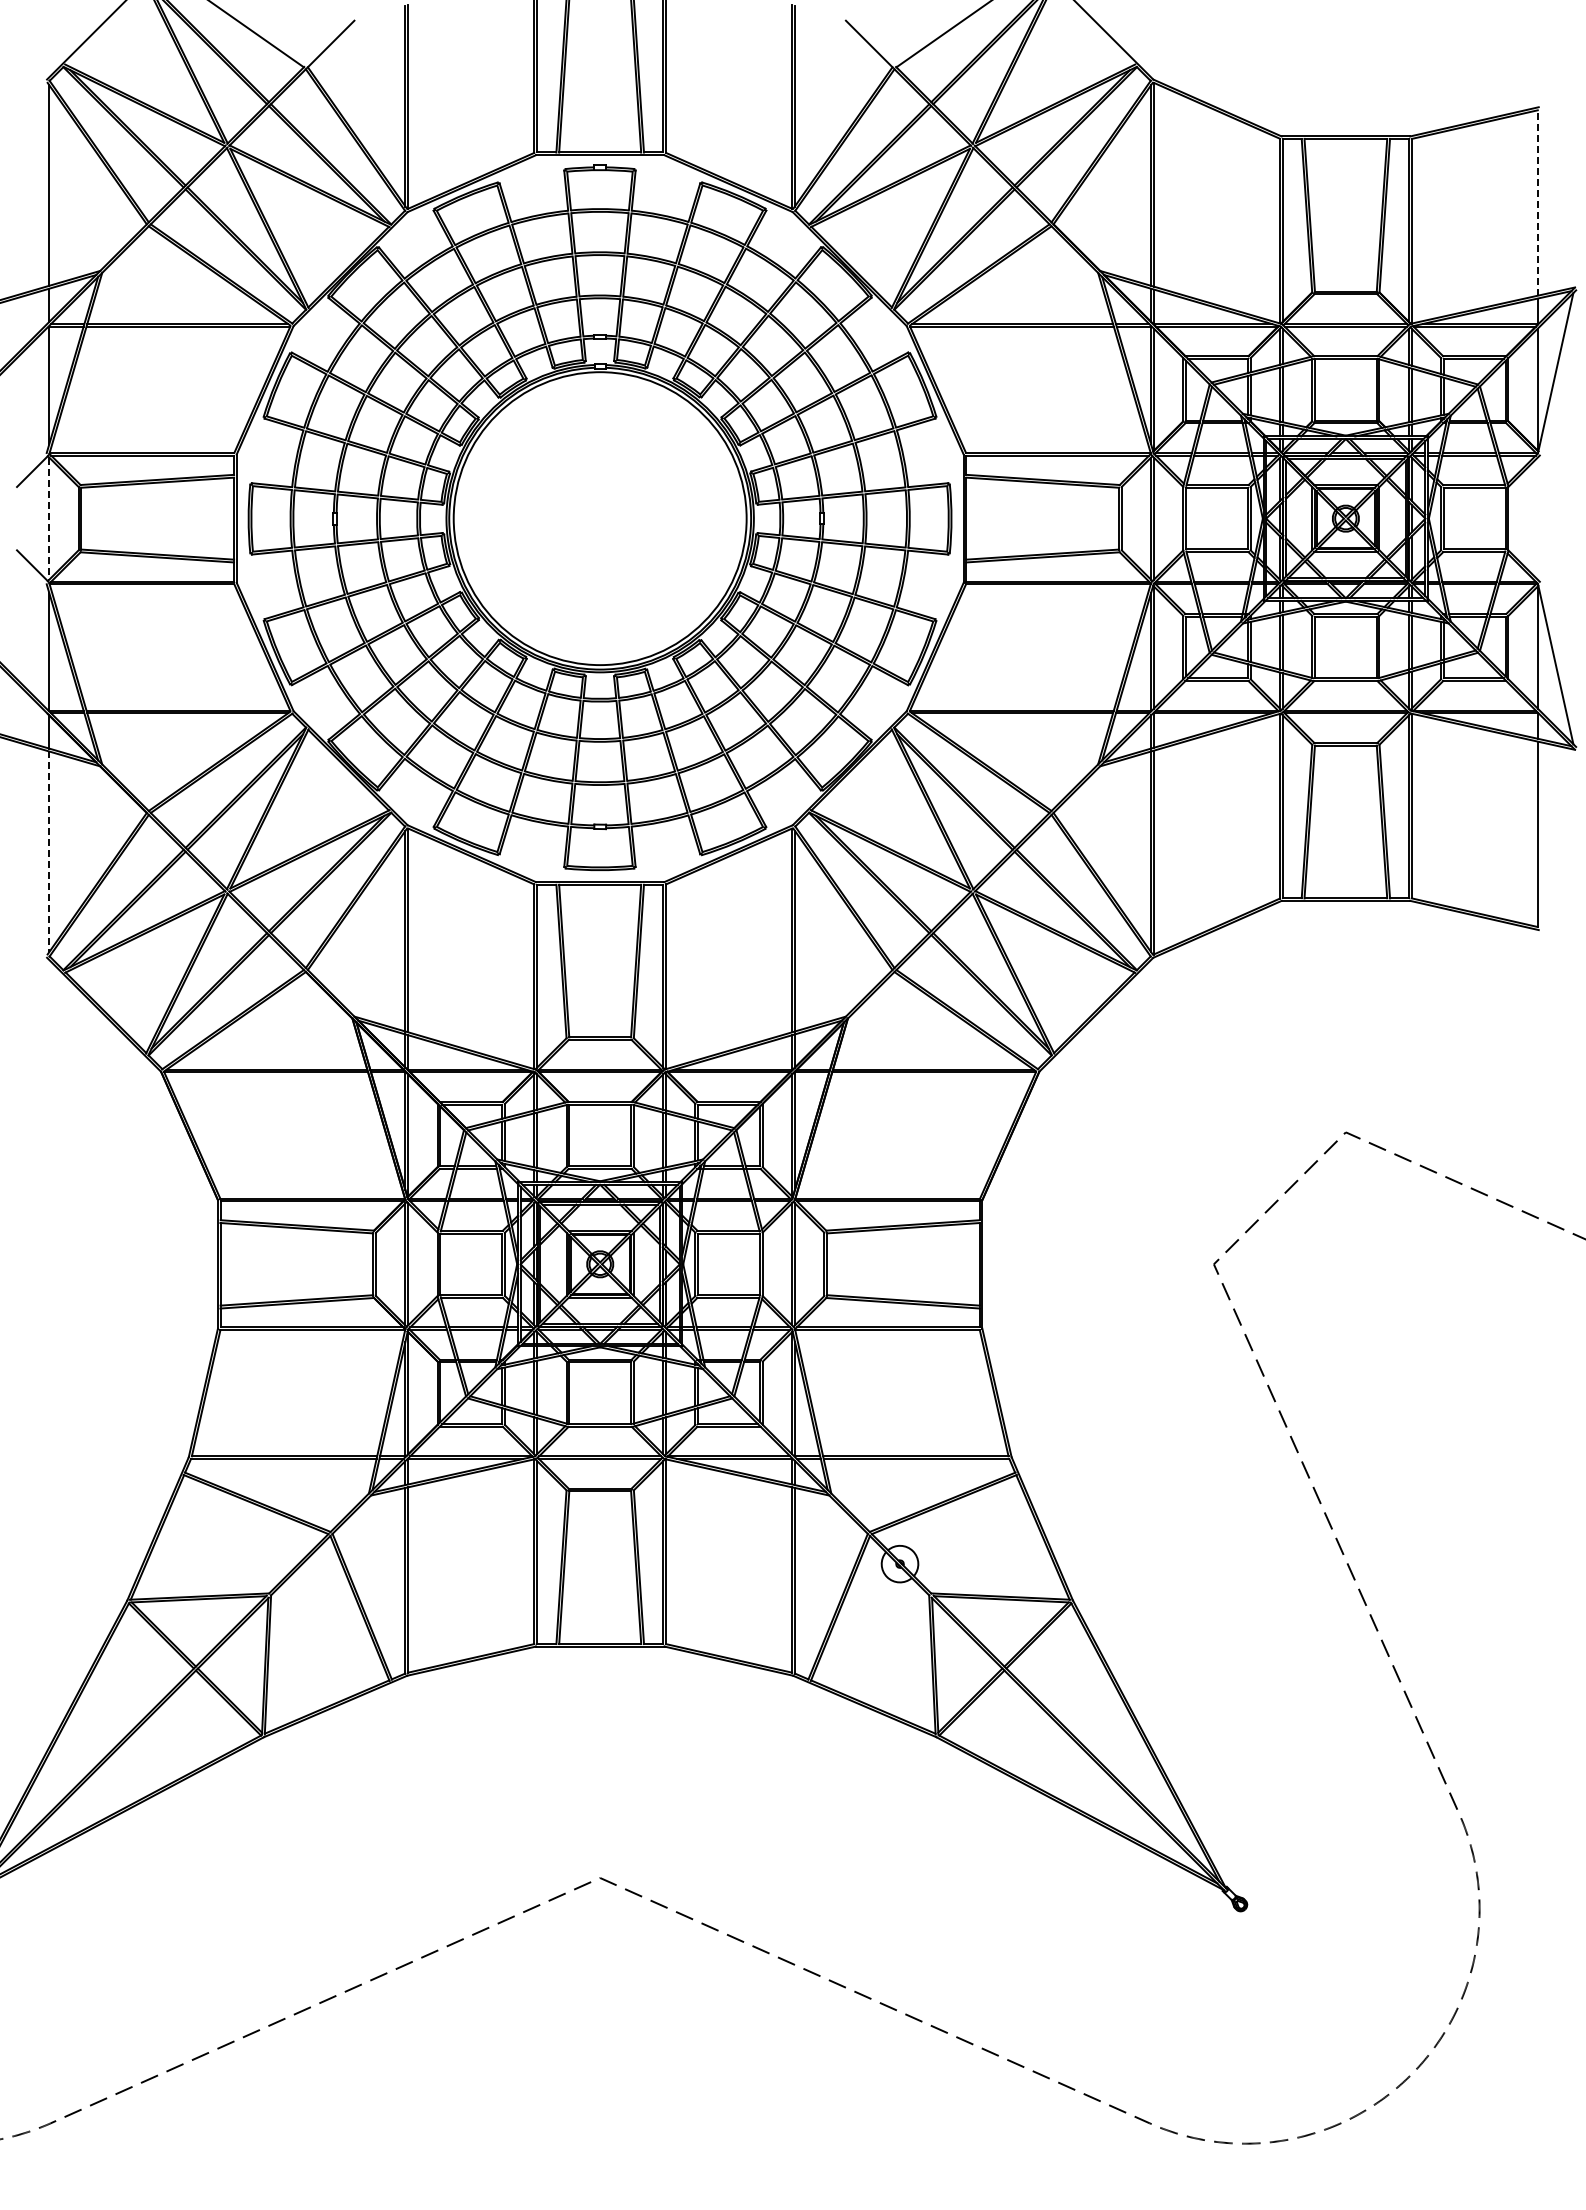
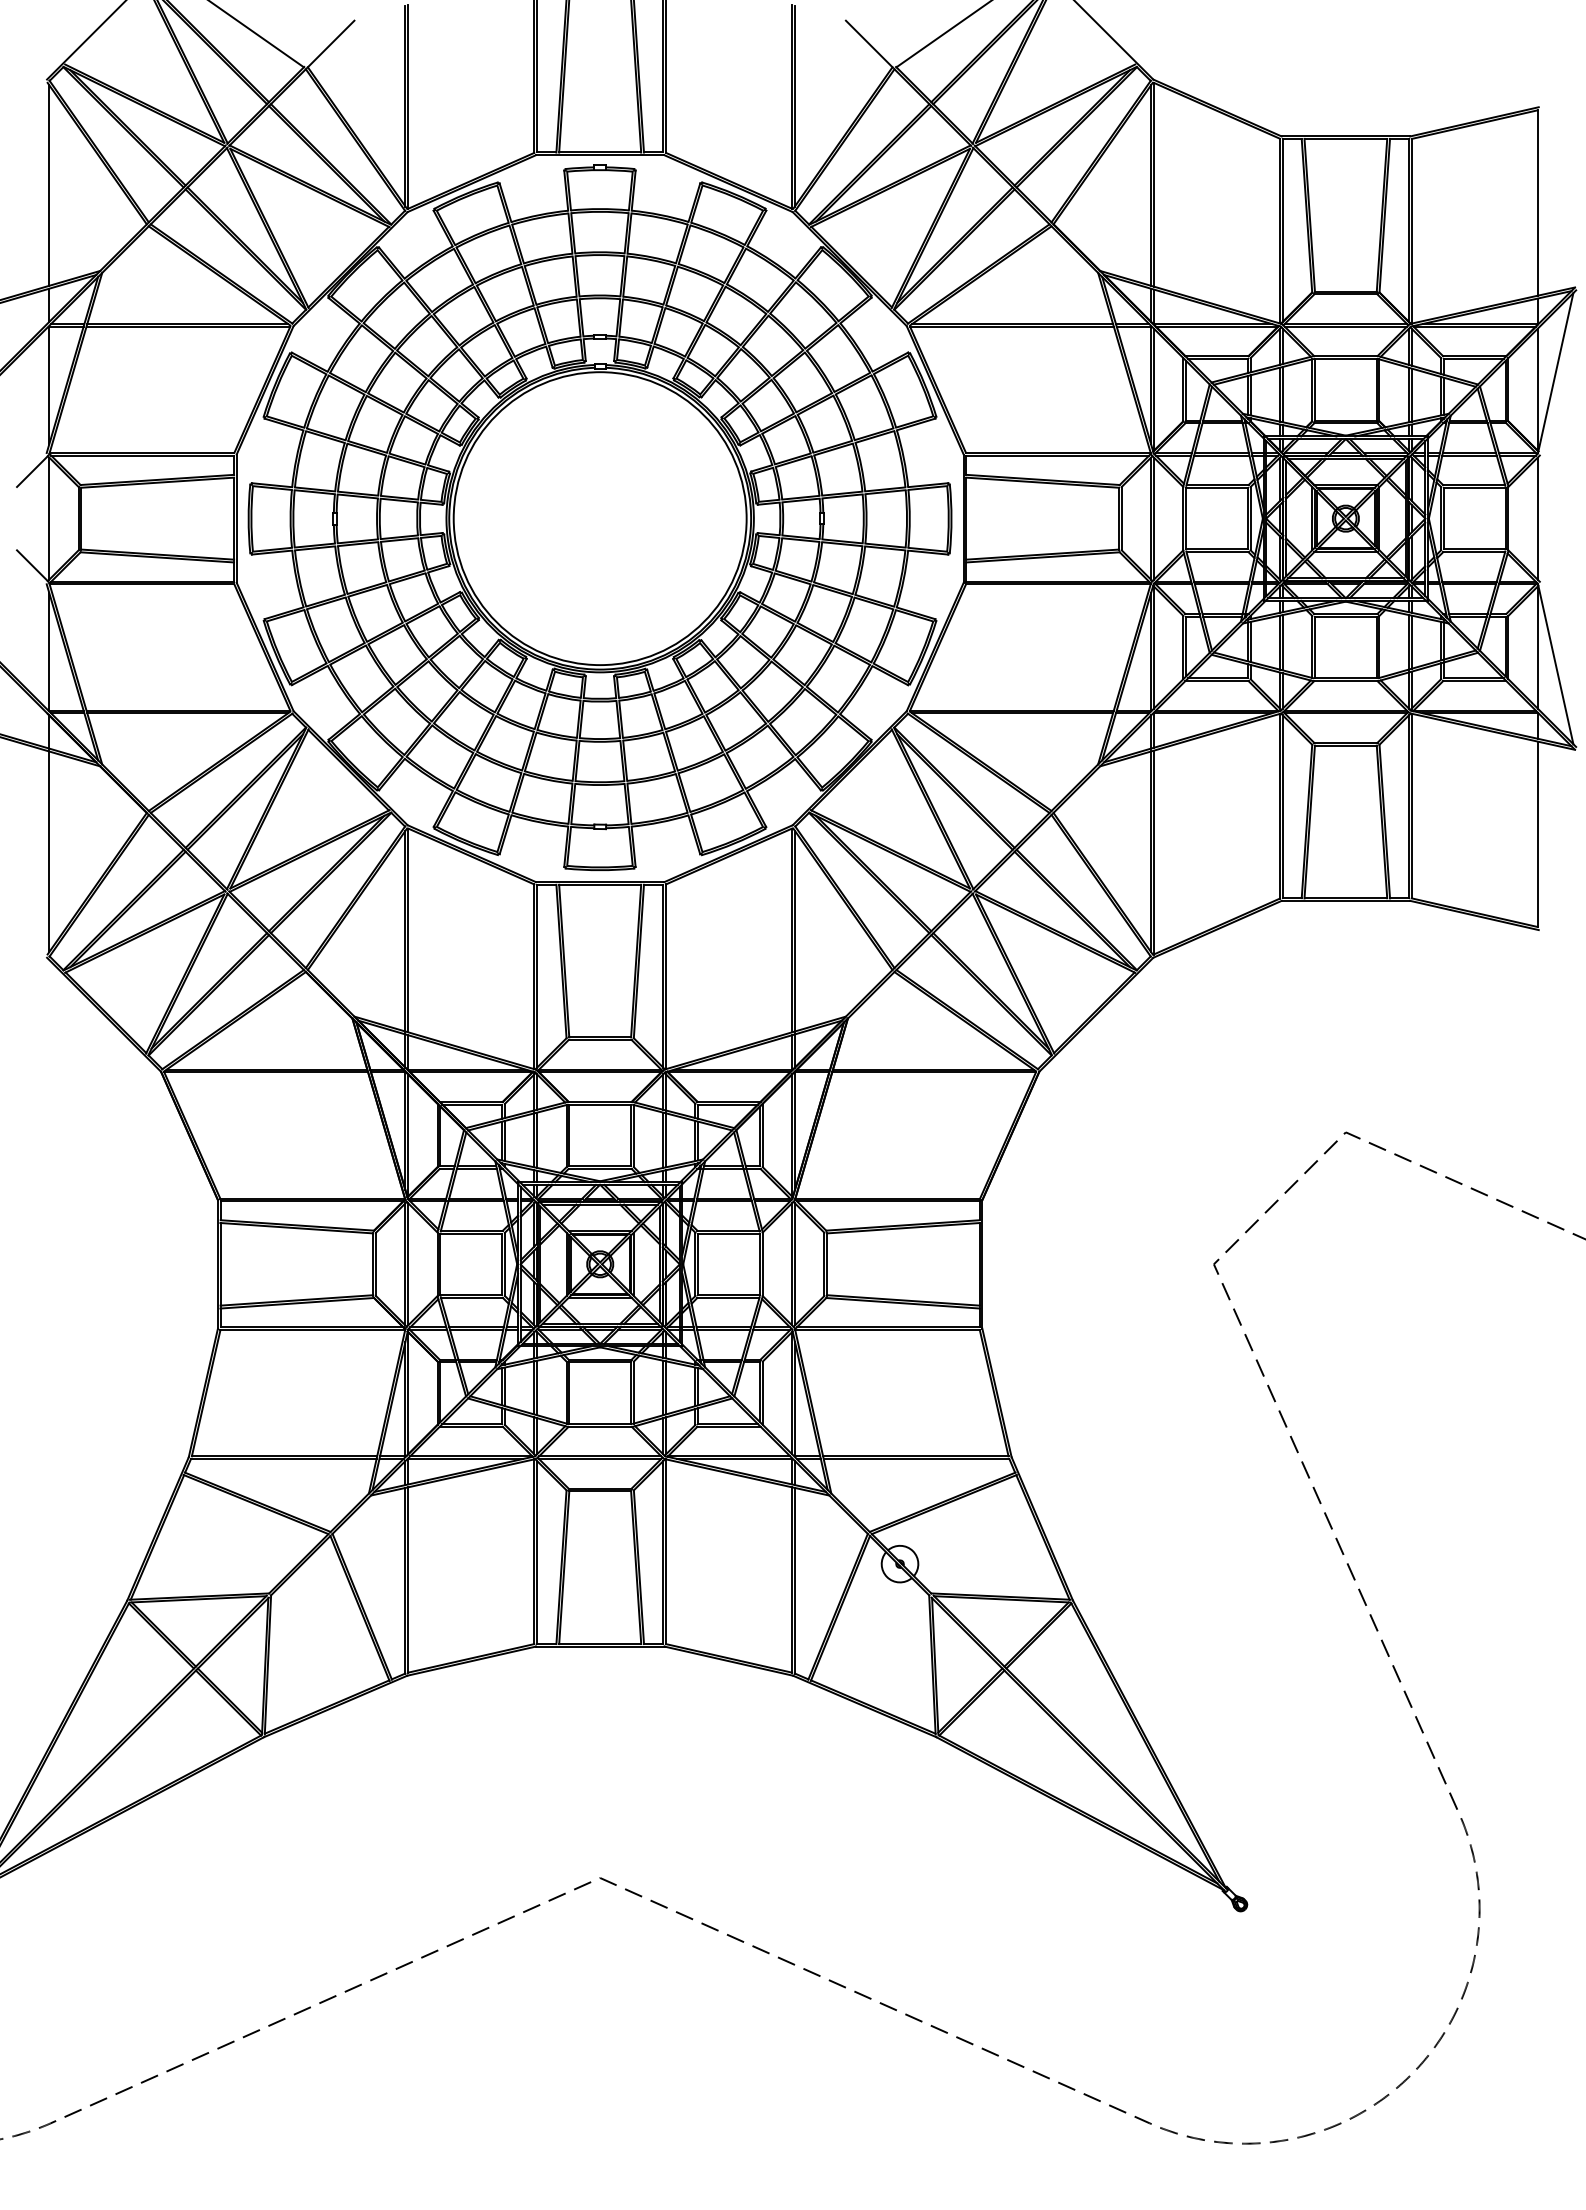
line: dashed -> solid (1537, 203)
line: none -> present (1537, 518)
line: dashed -> solid (49, 519)
line: dashed -> solid (49, 852)
